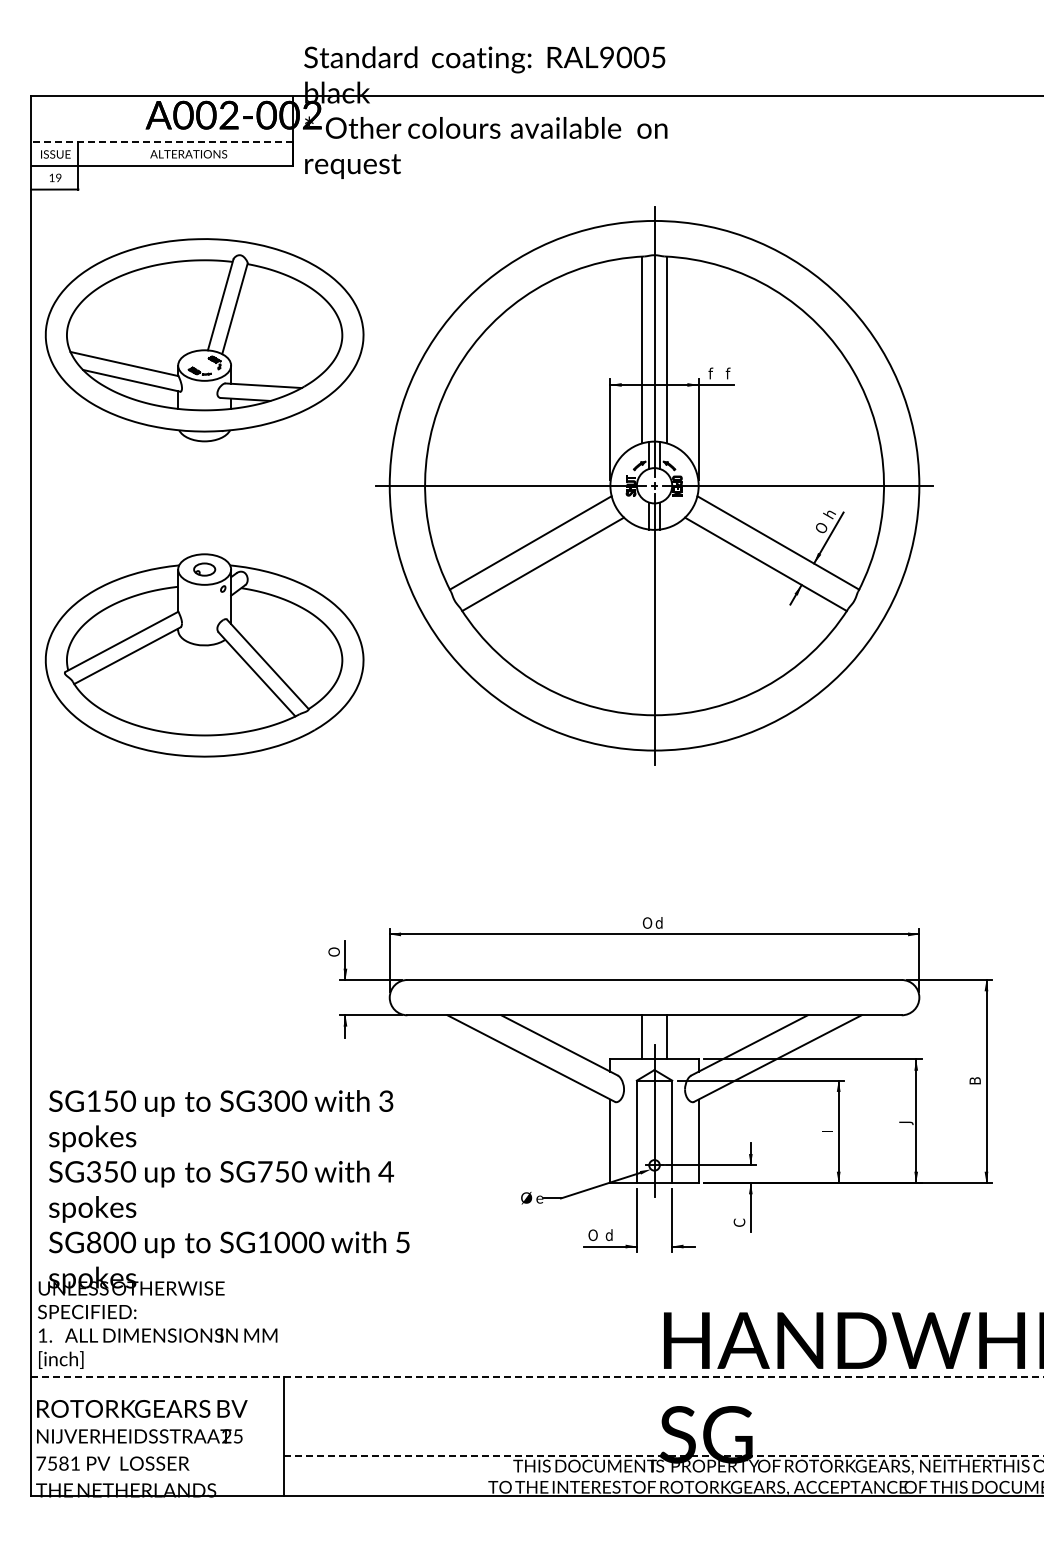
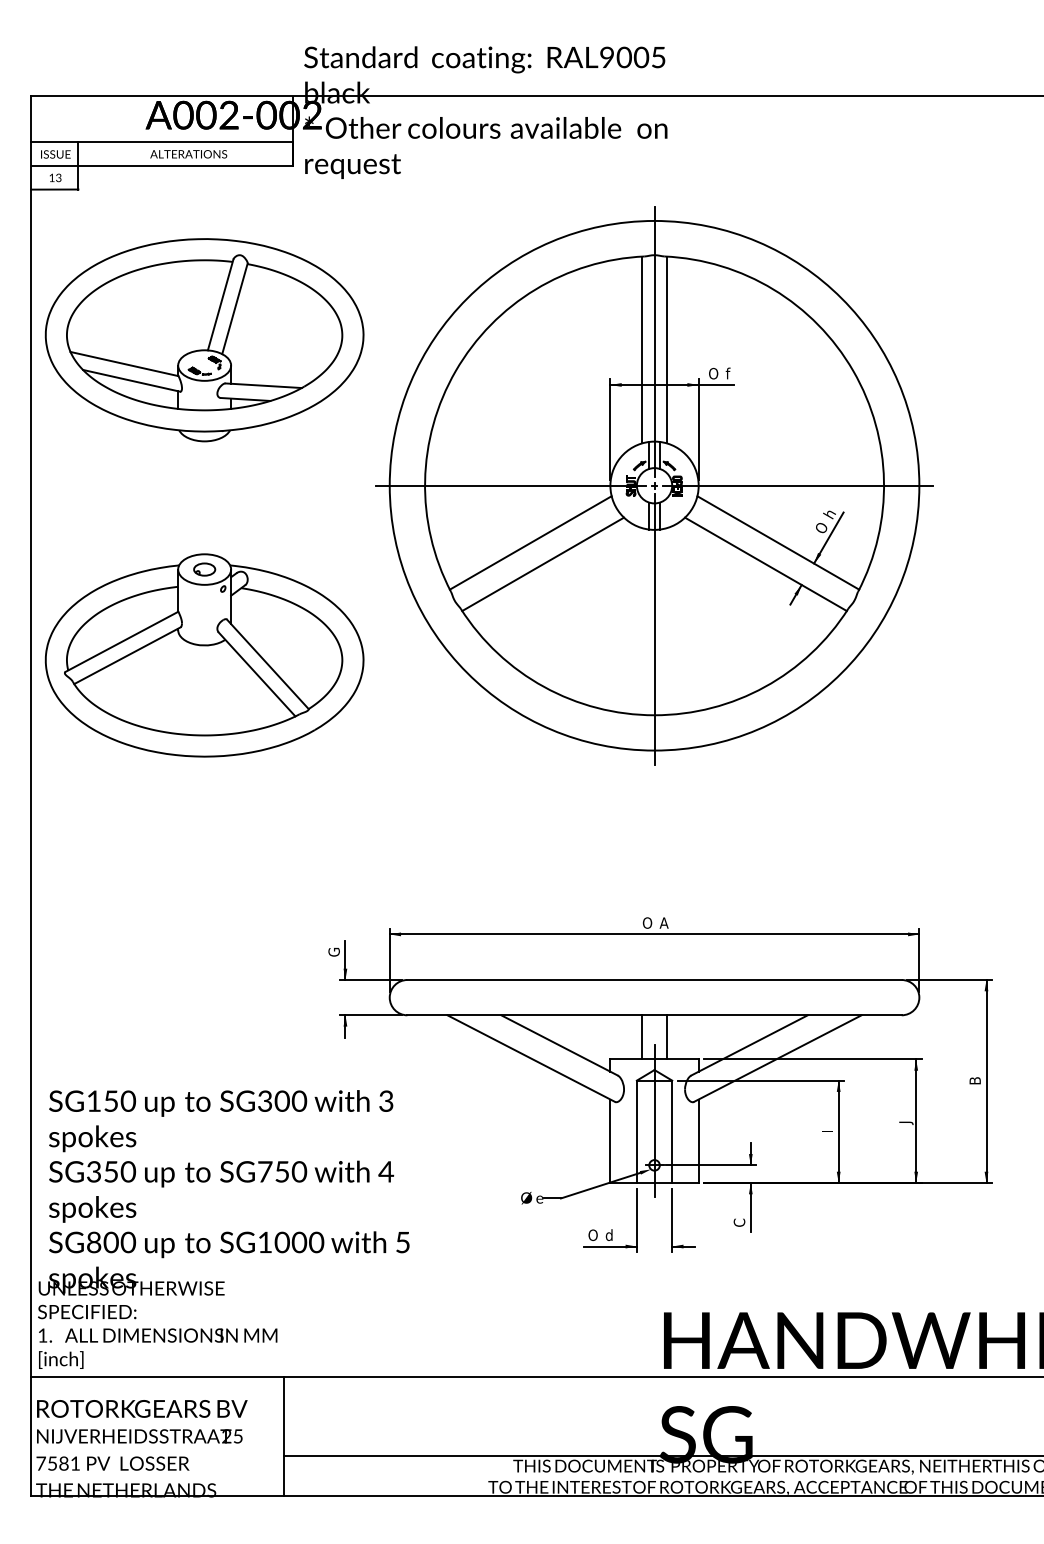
line: dashed -> solid (162, 142)
text: 19 -> 13 (58, 178)
text: f -> O (713, 373)
text: d -> A (661, 922)
text: O -> G (333, 949)
line: dashed -> solid (538, 1377)
line: dashed -> solid (664, 1455)
